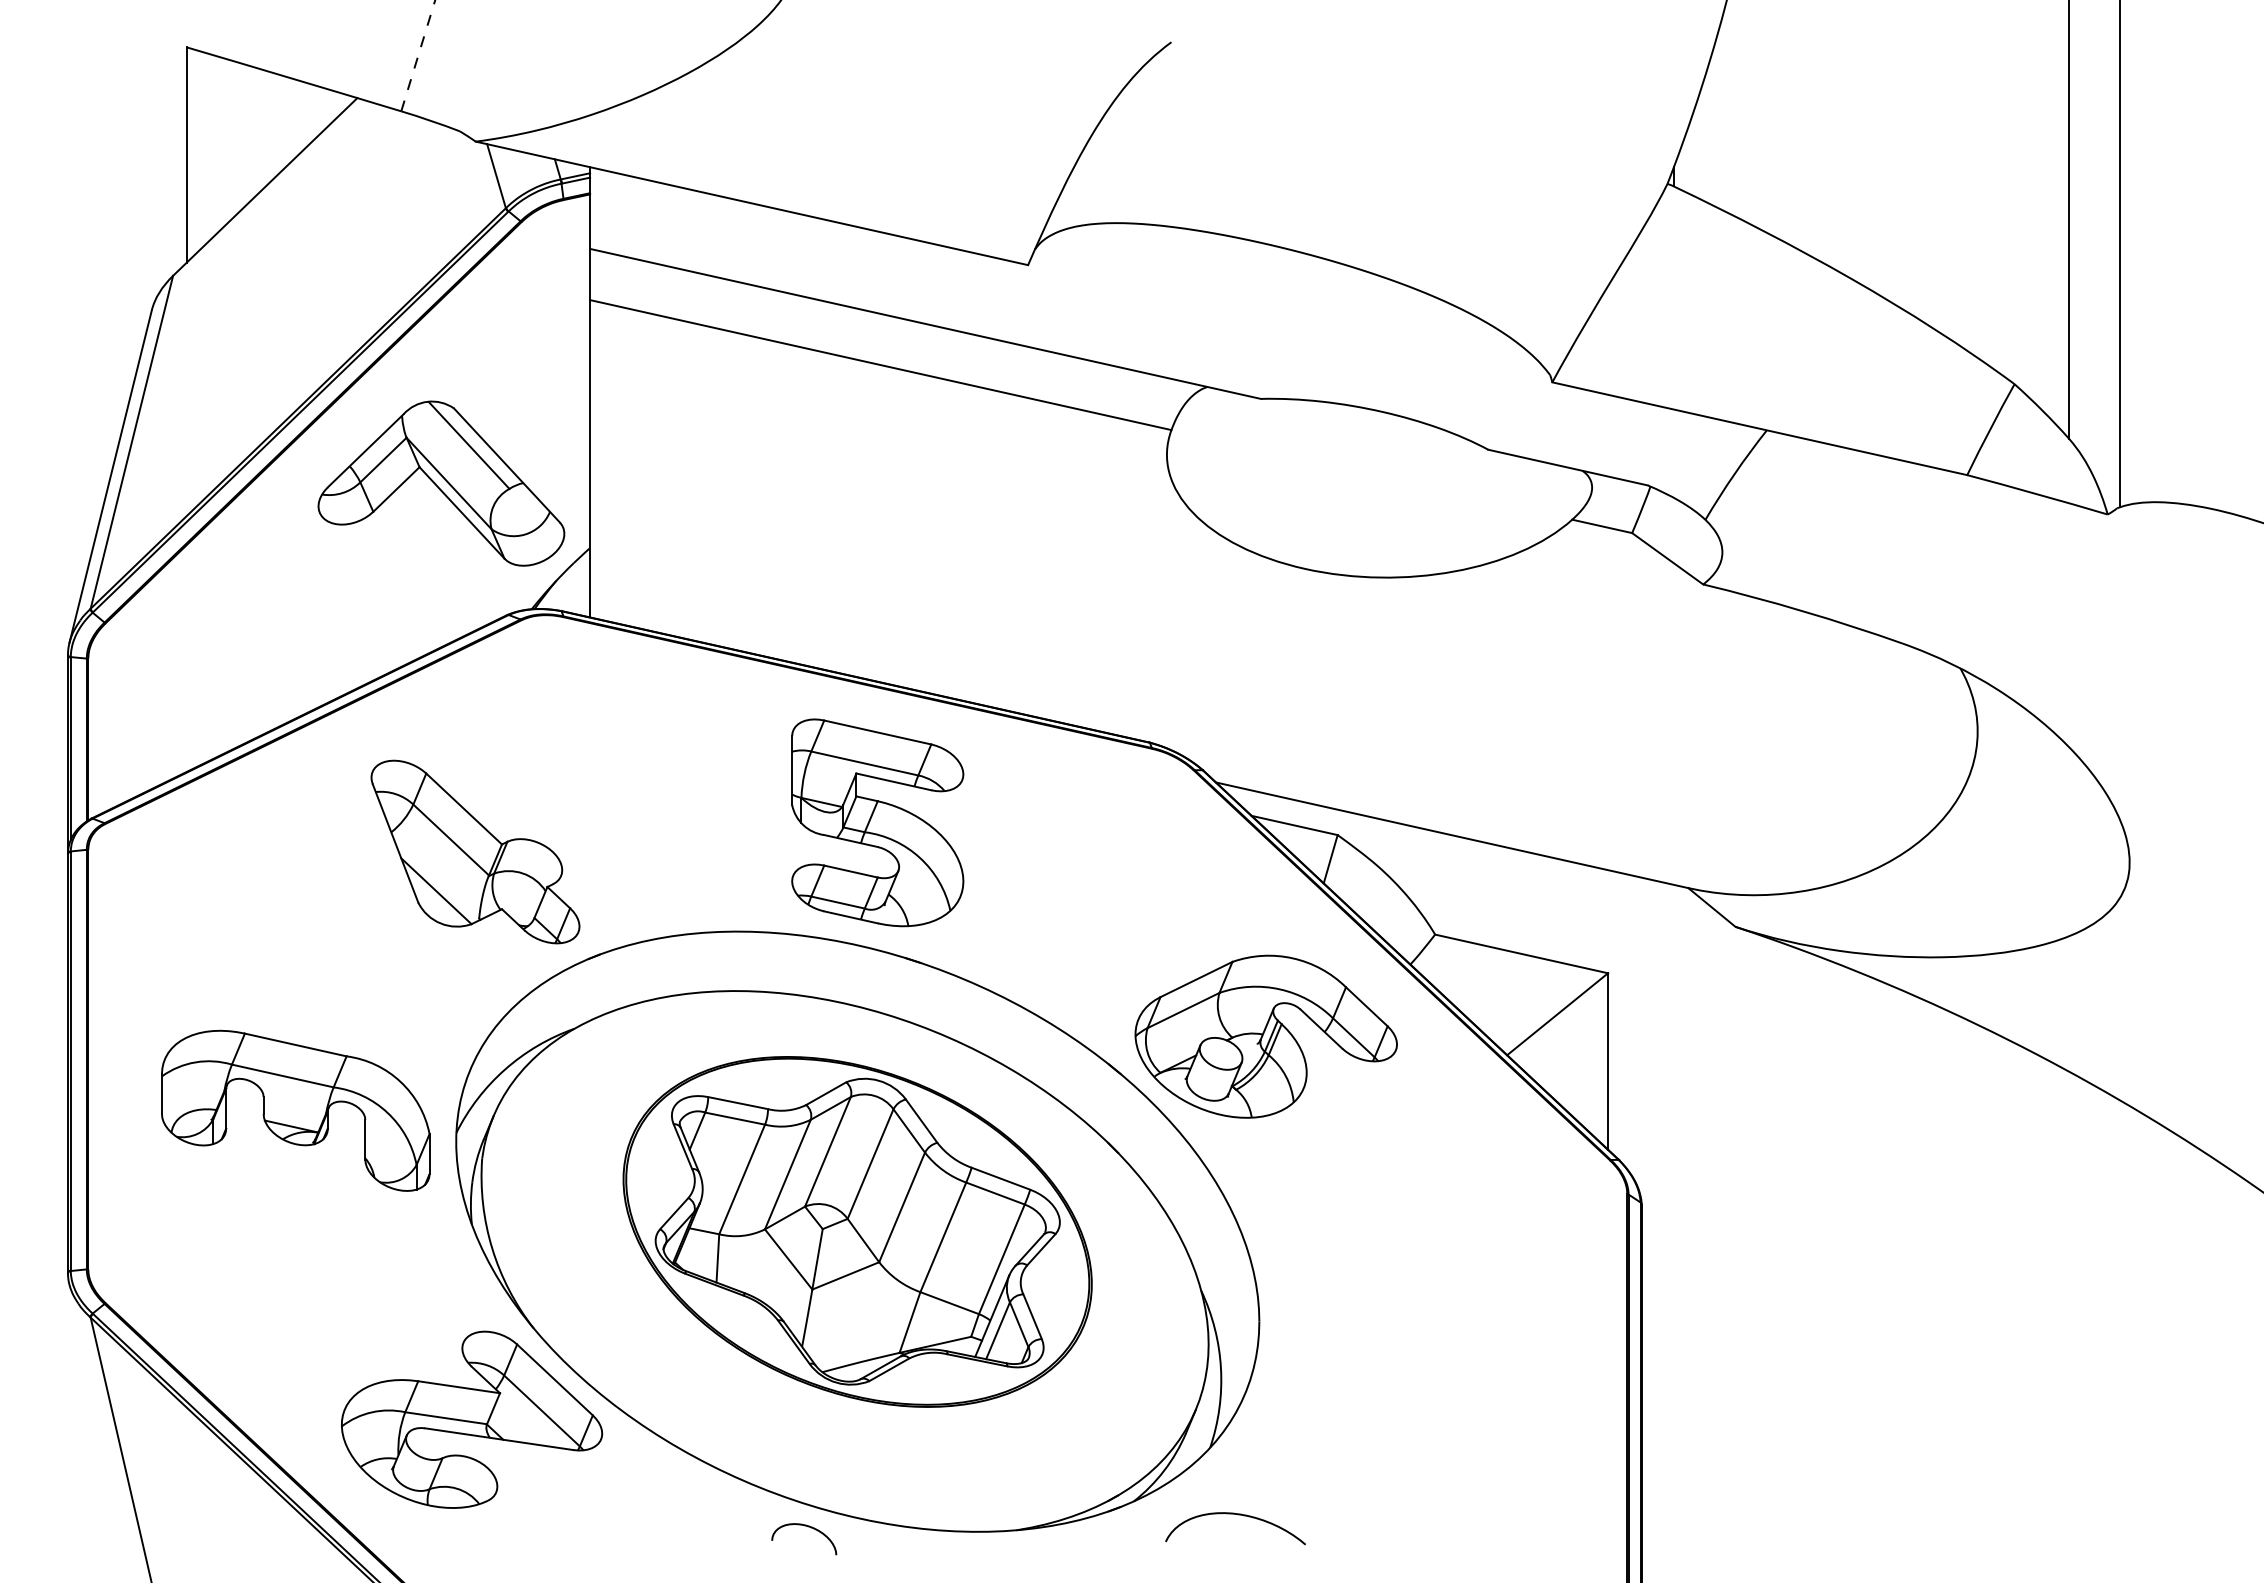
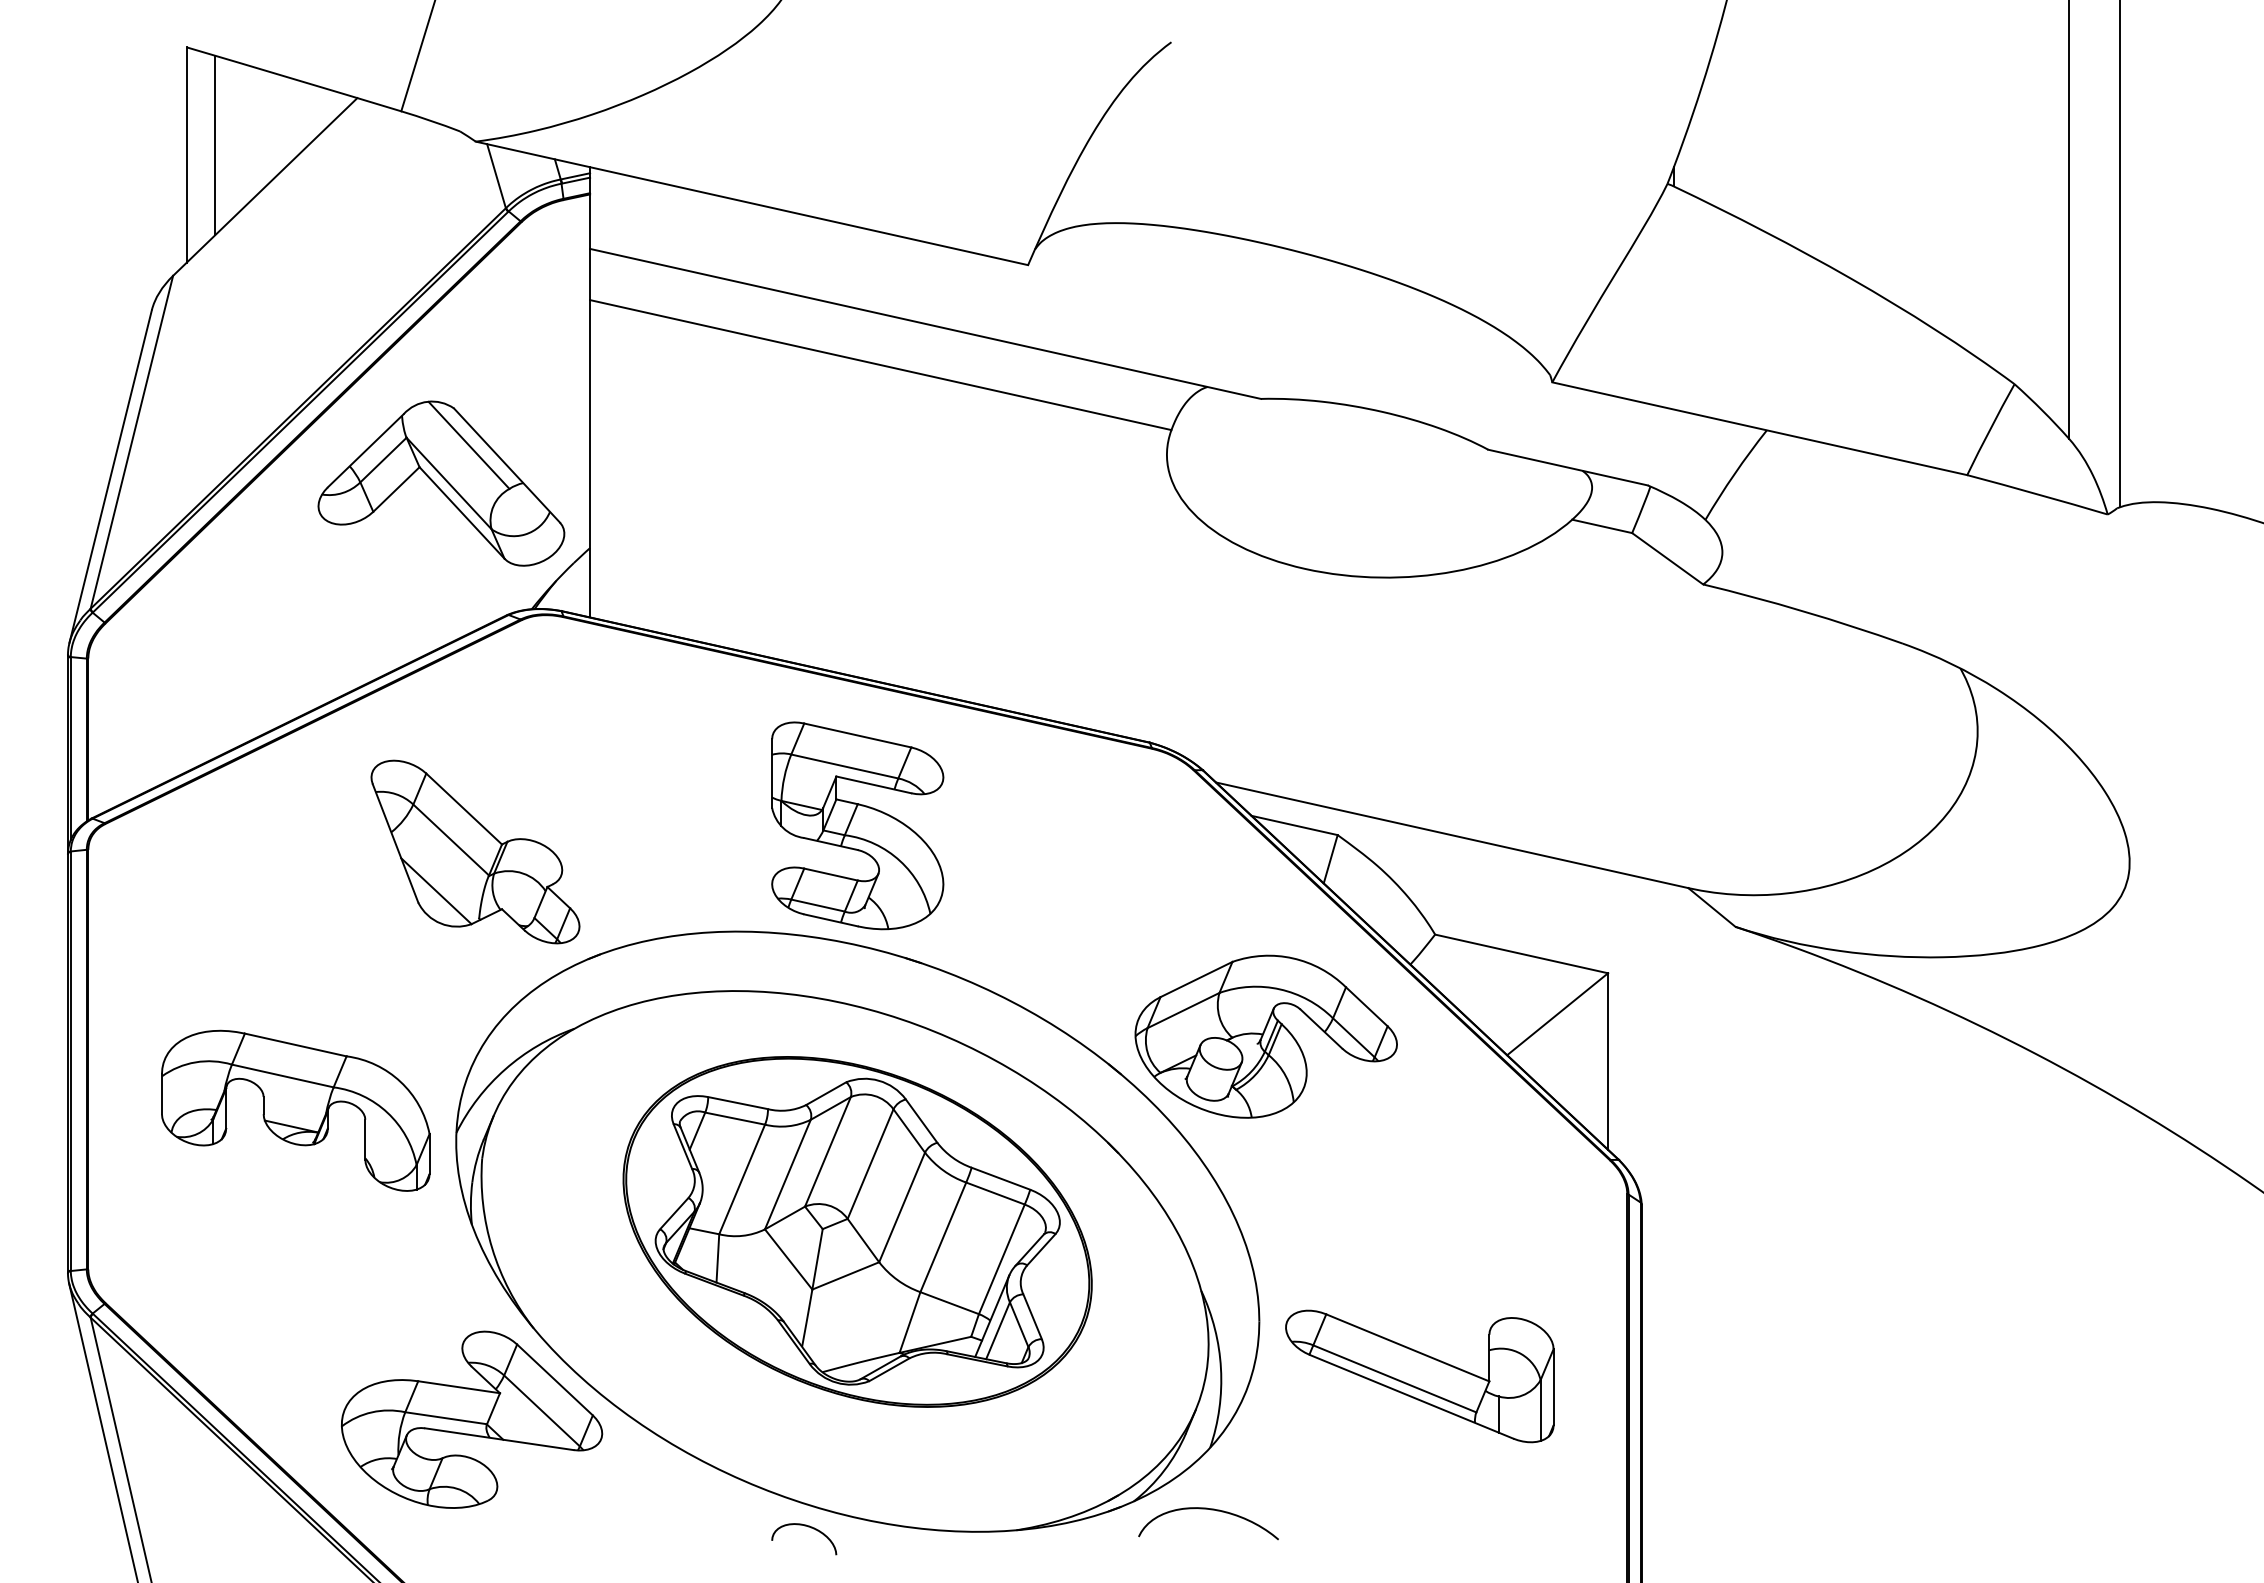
line: dashed -> solid (418, 56)
line: none -> present (215, 145)
part position: (877, 822) -> (857, 825) (857, 825)
part: none -> present (1419, 1376)
line: none -> present (103, 1431)
curve position: (1237, 1515) -> (1210, 1510) (1210, 1510)
